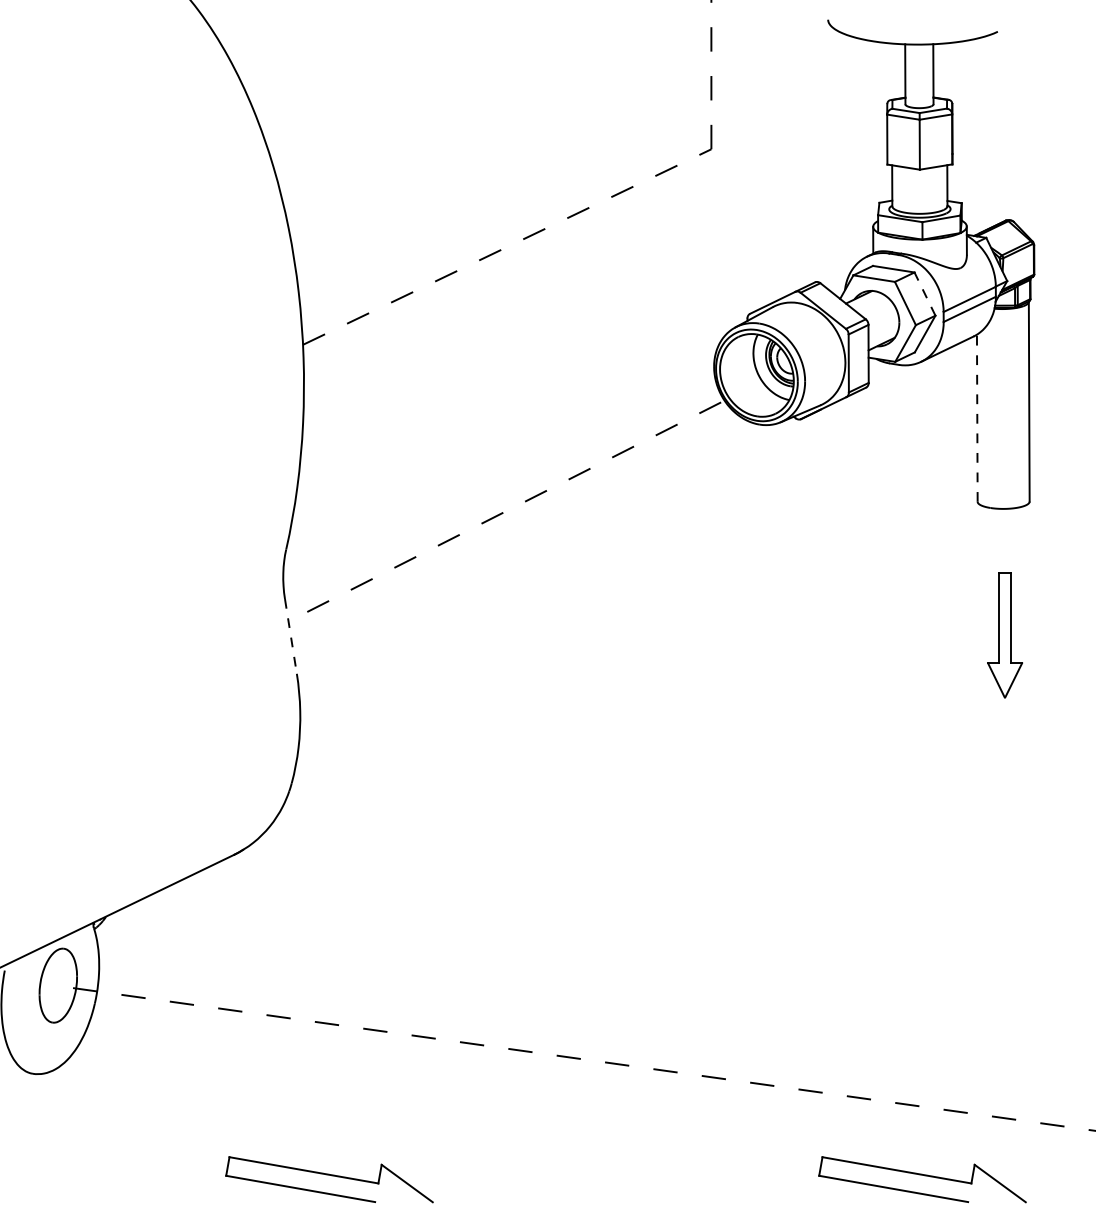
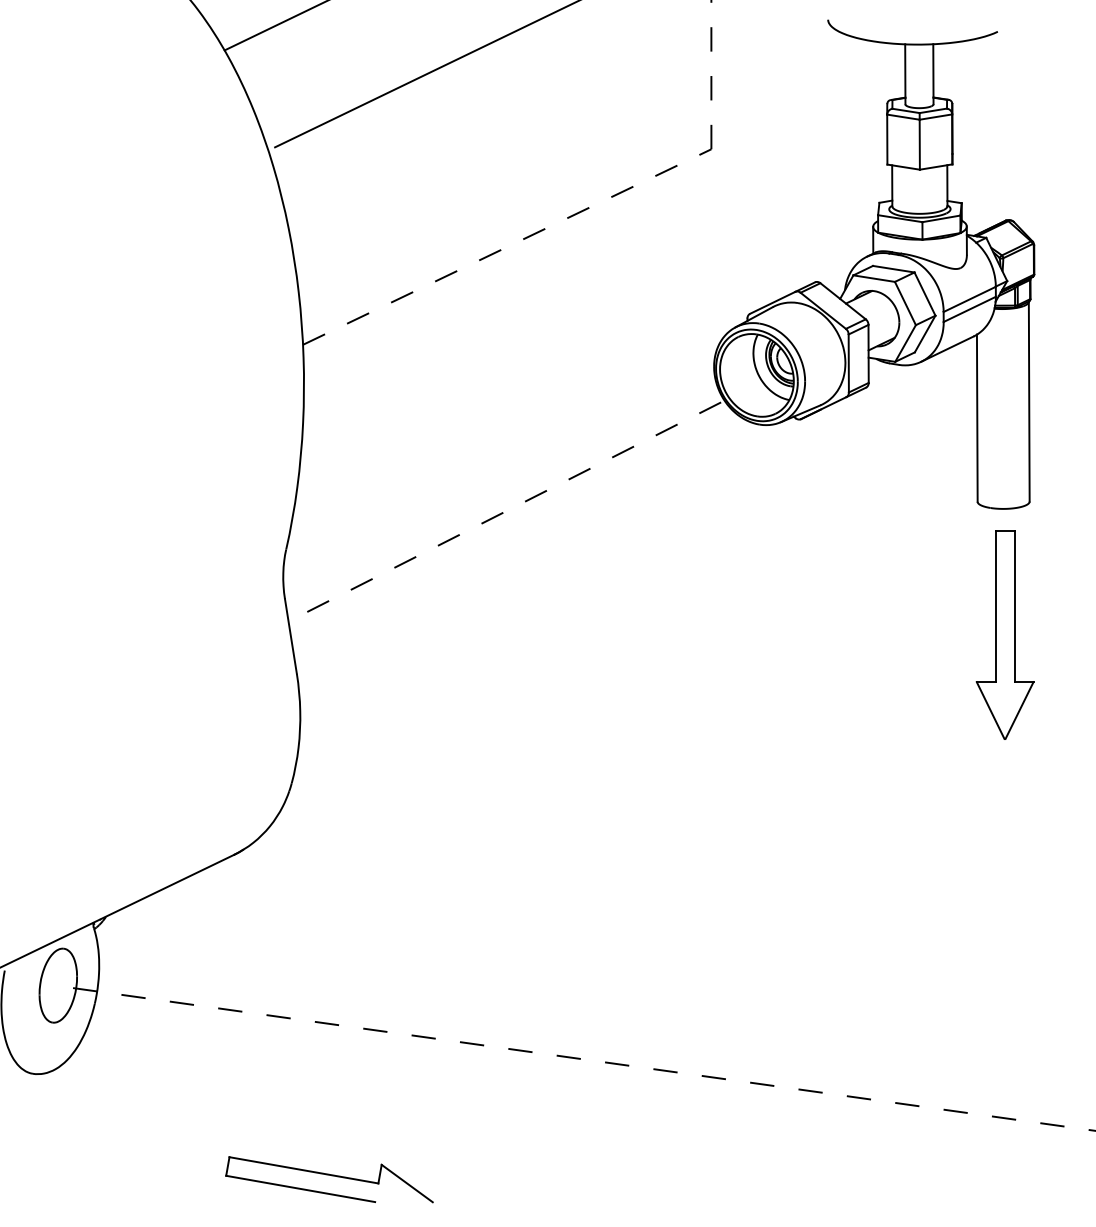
line: none -> present (274, 26)
line: none -> present (425, 74)
line: dashed -> solid (924, 293)
line: dashed -> solid (977, 418)
part size: 36x127 px -> 60x210 px (1004, 634)
line: dashed -> solid (290, 636)
part: present -> none (922, 1179)
